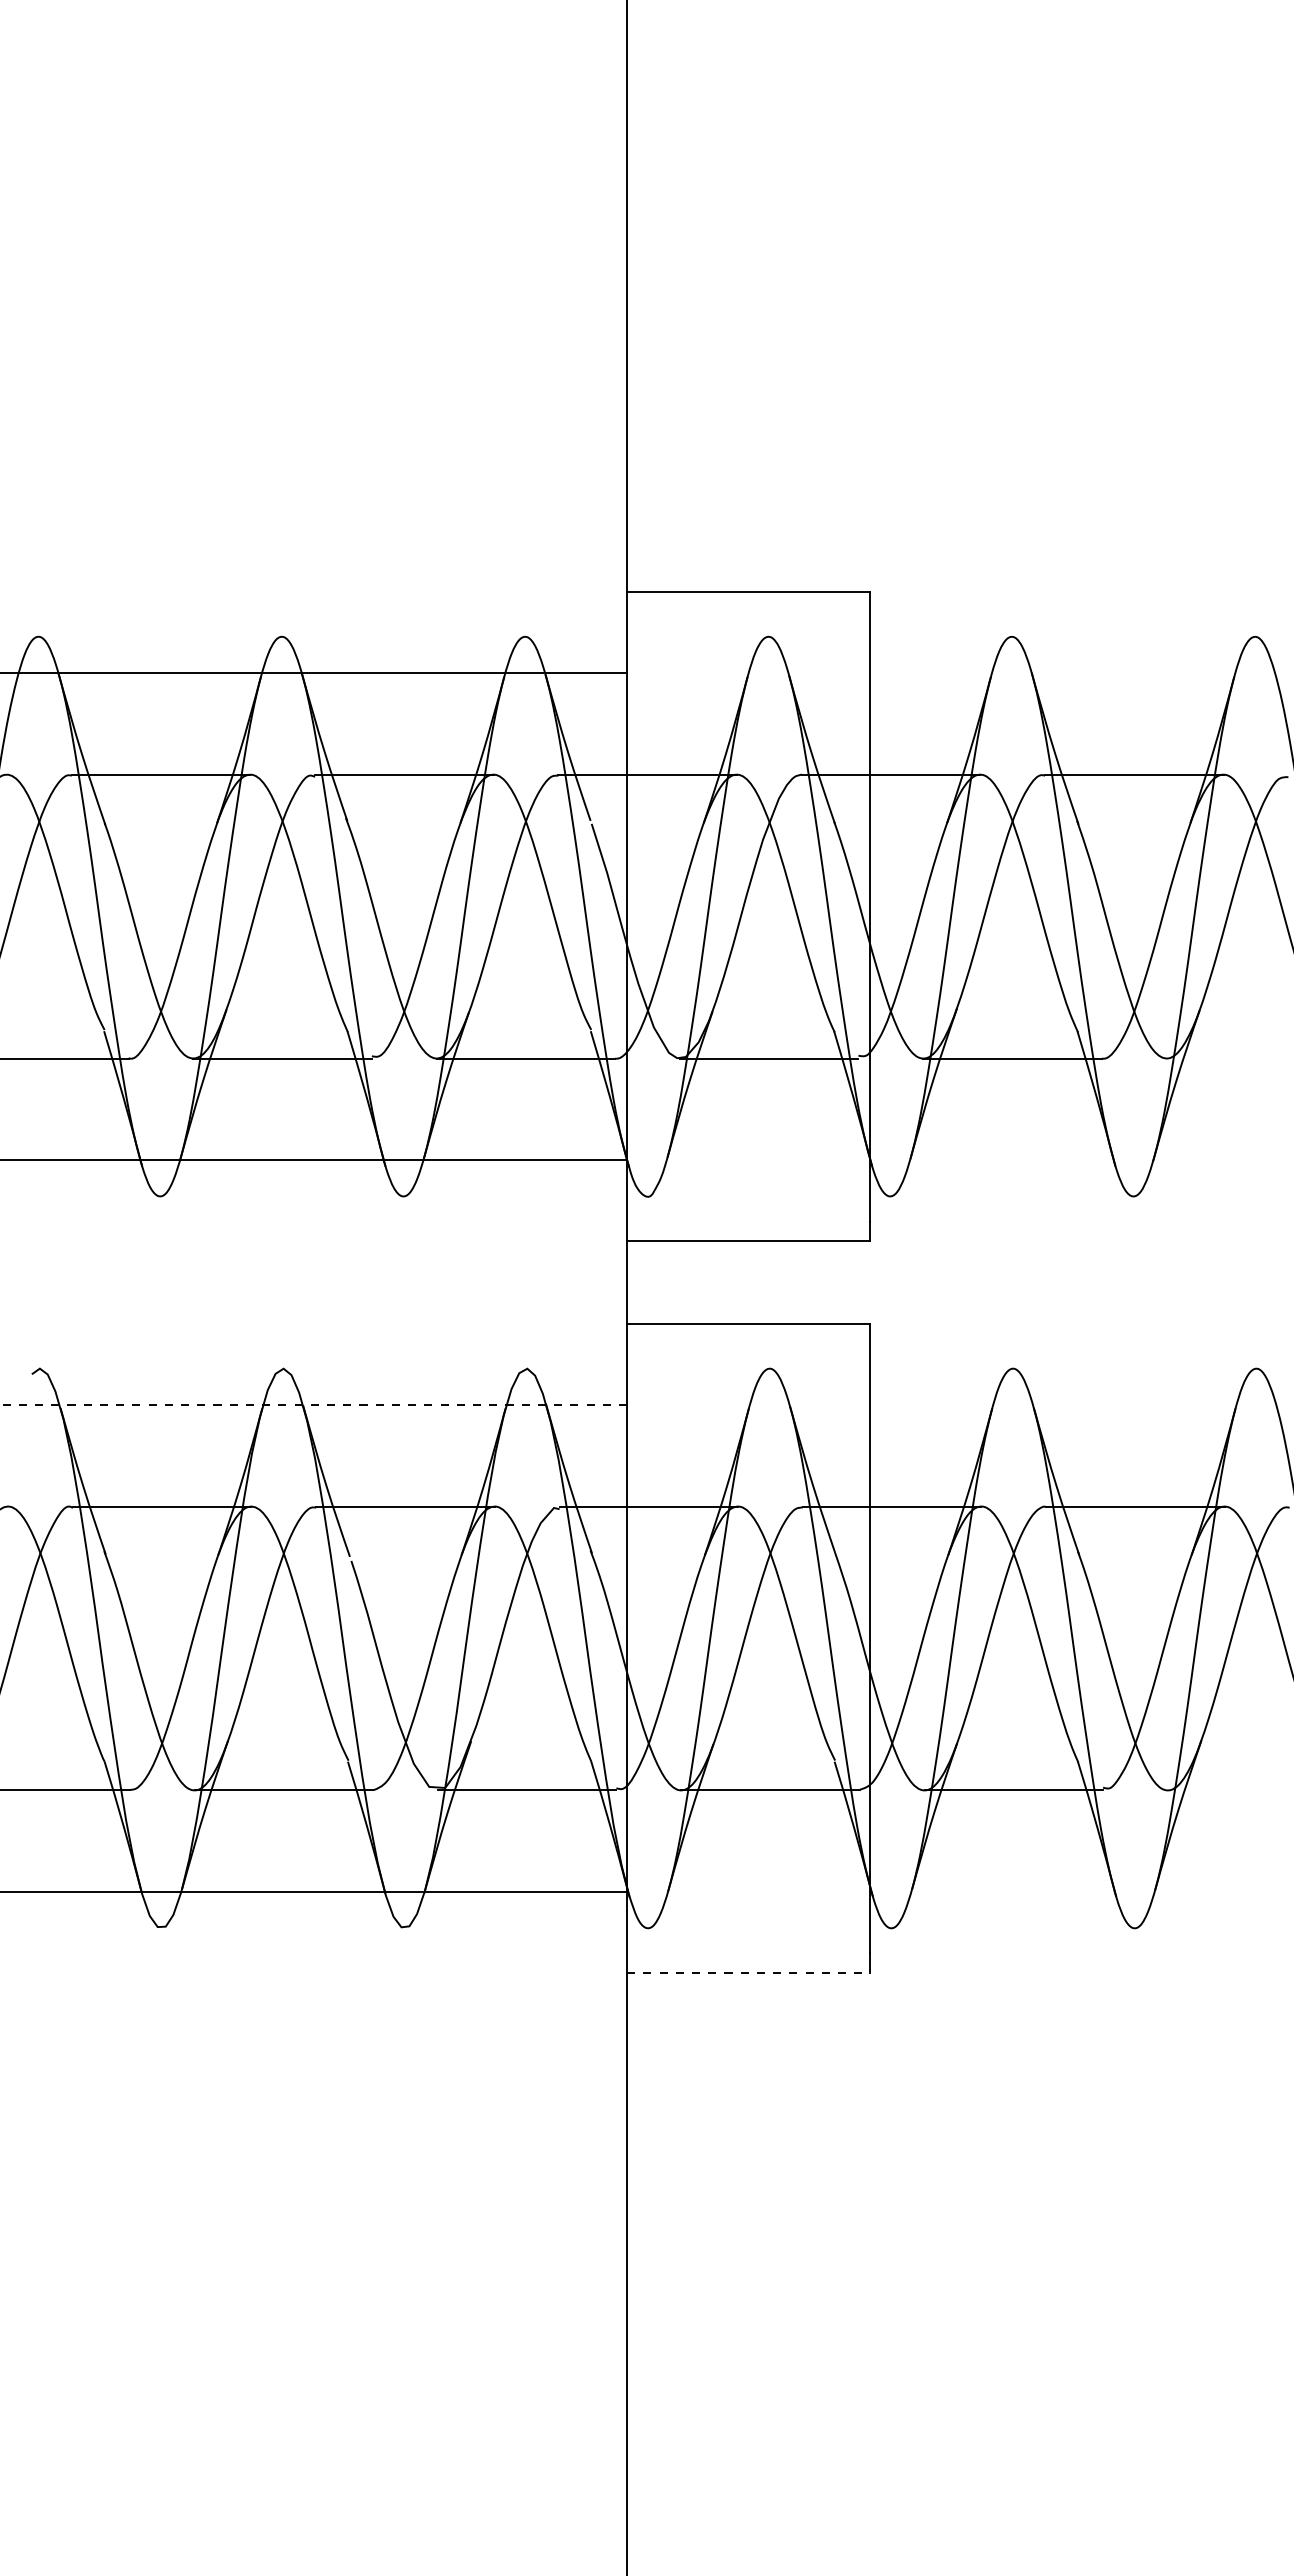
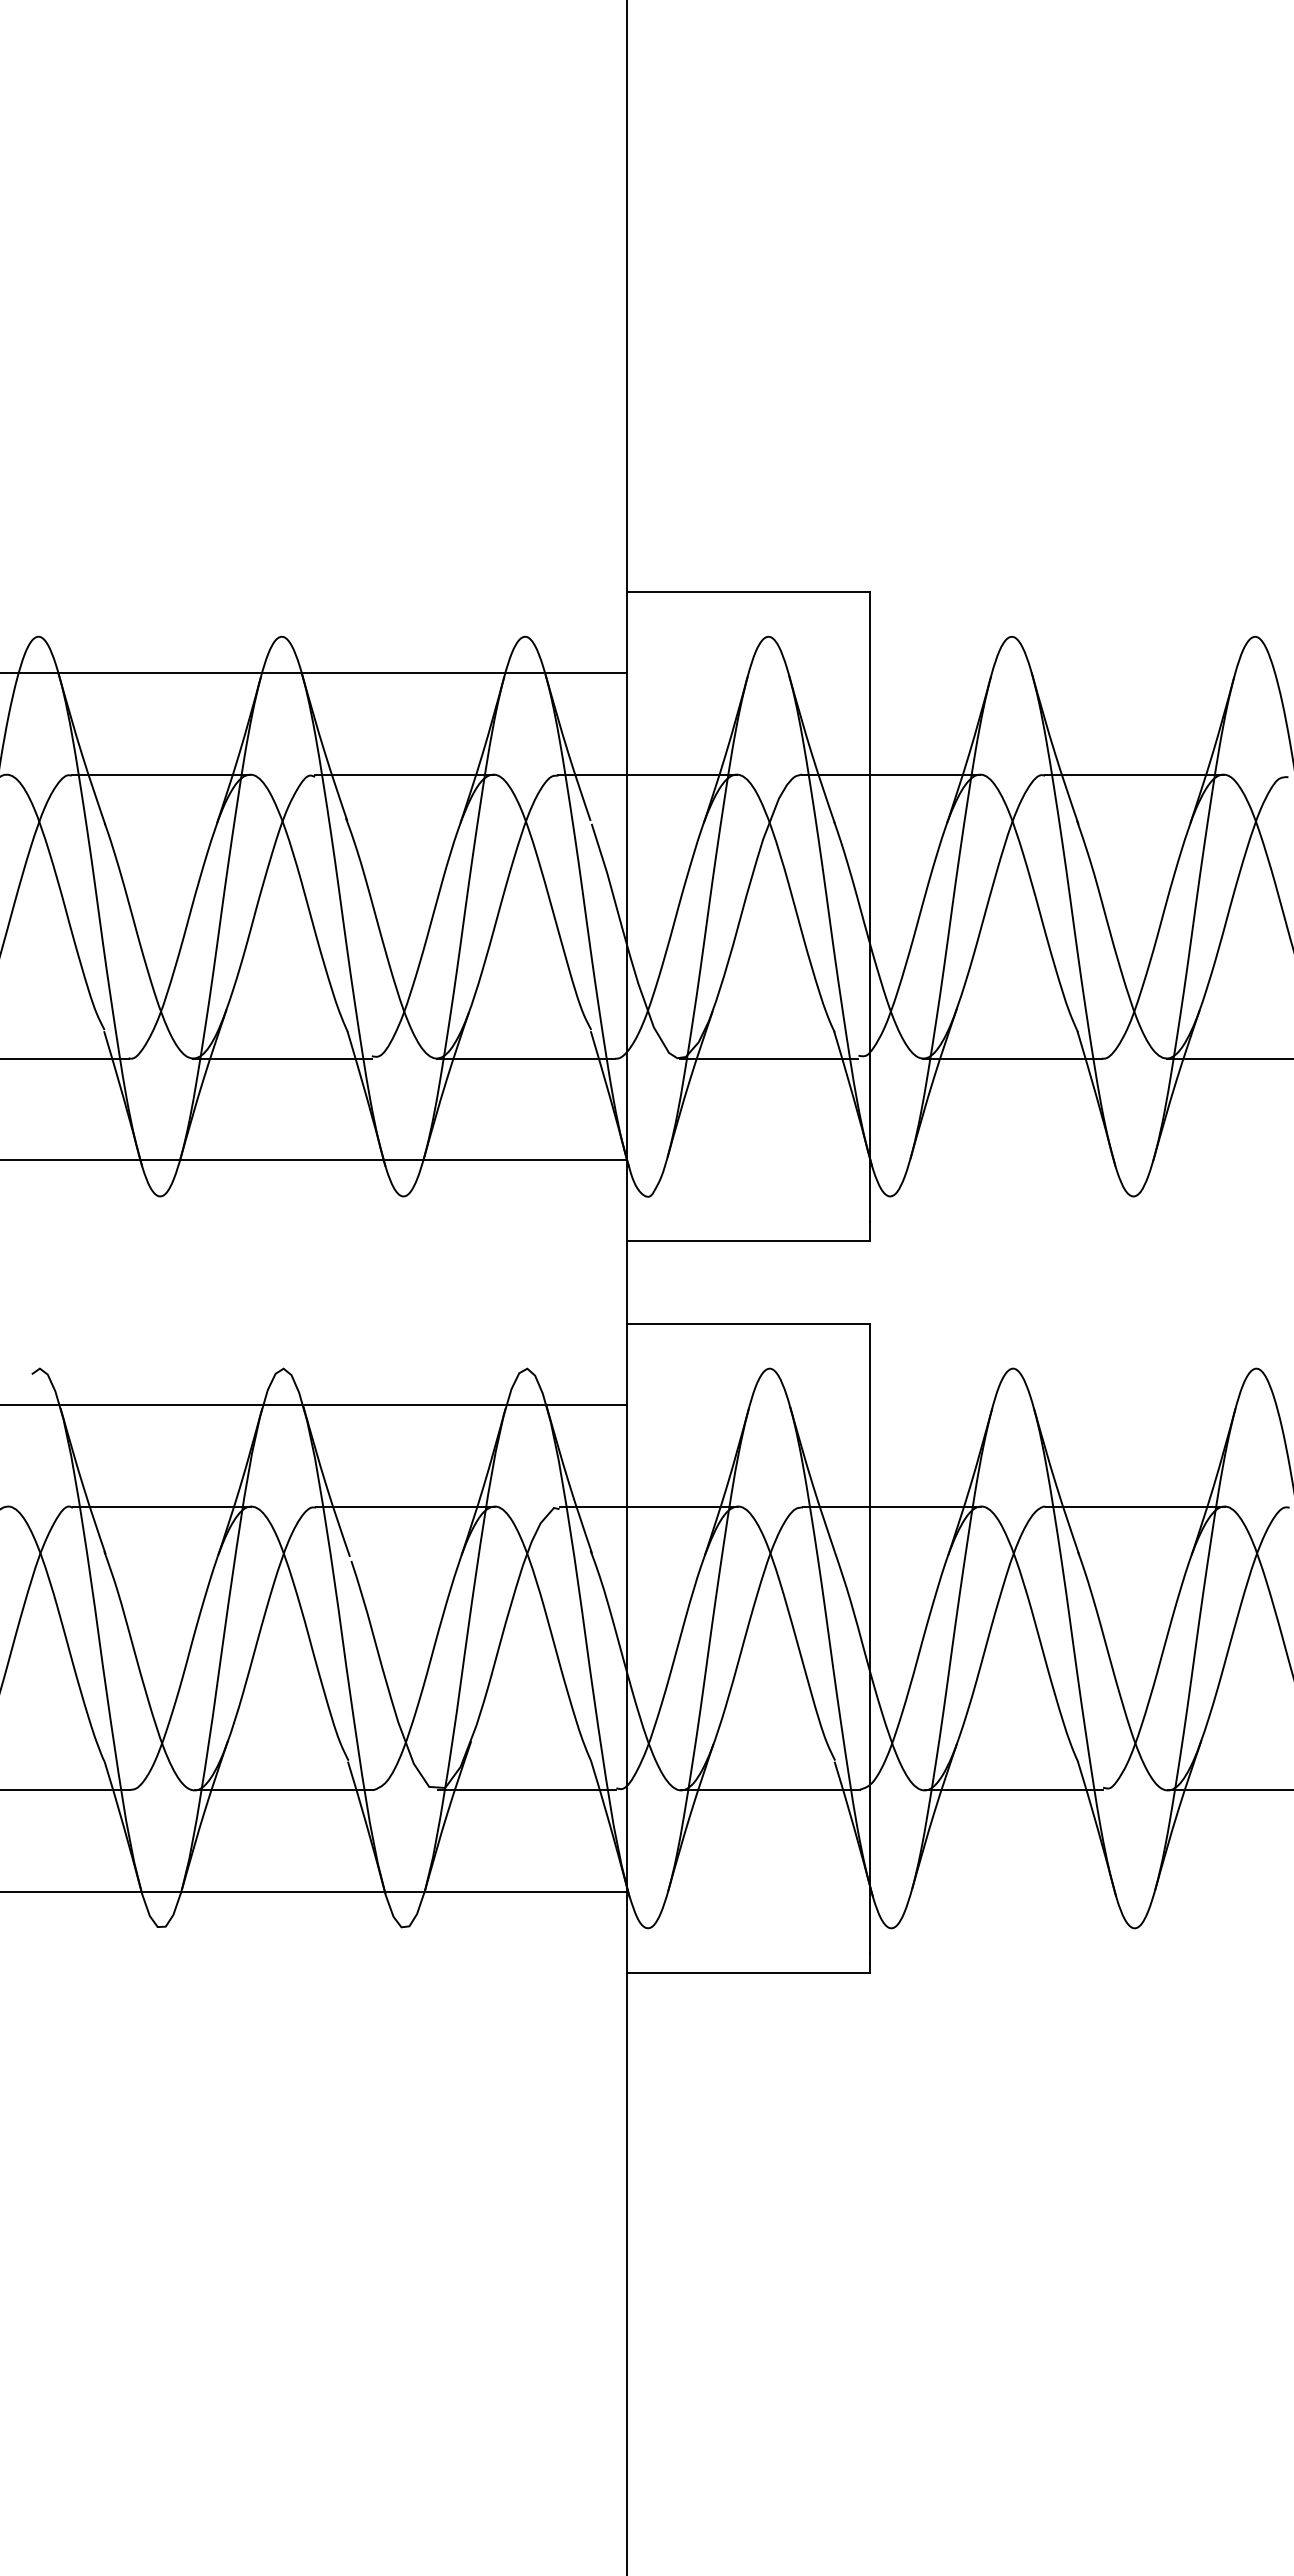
line: none -> present (1228, 1058)
line: dashed -> solid (313, 1405)
line: none -> present (1228, 1790)
line: dashed -> solid (748, 1972)
